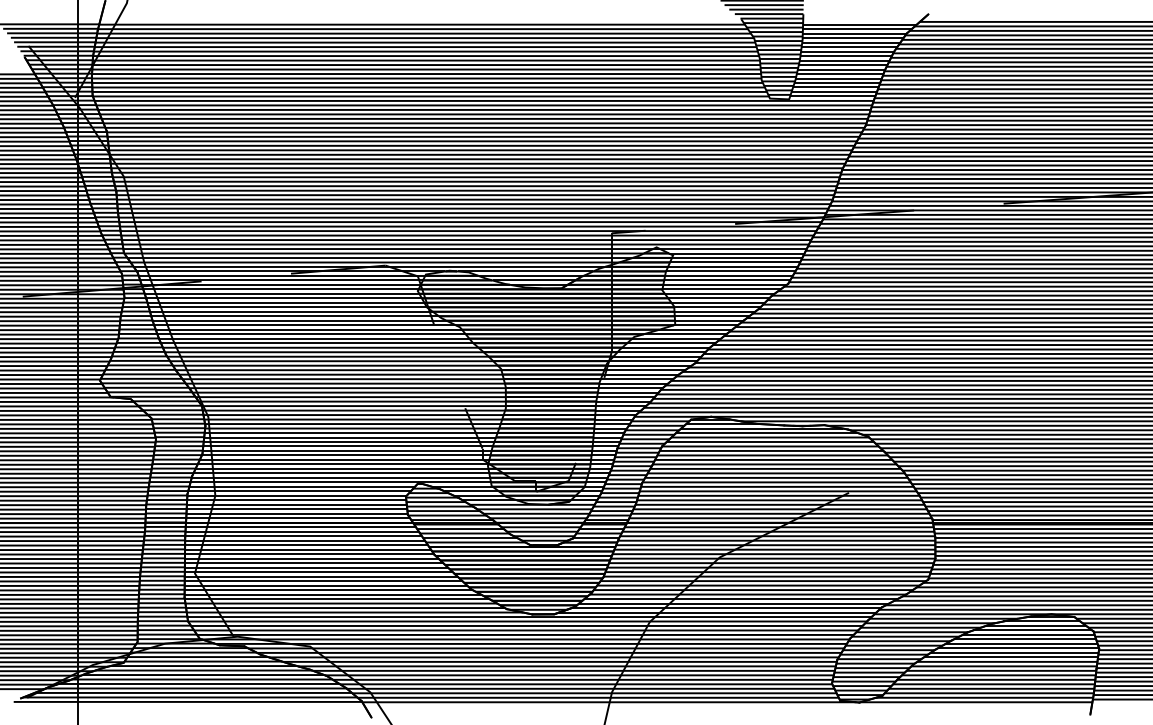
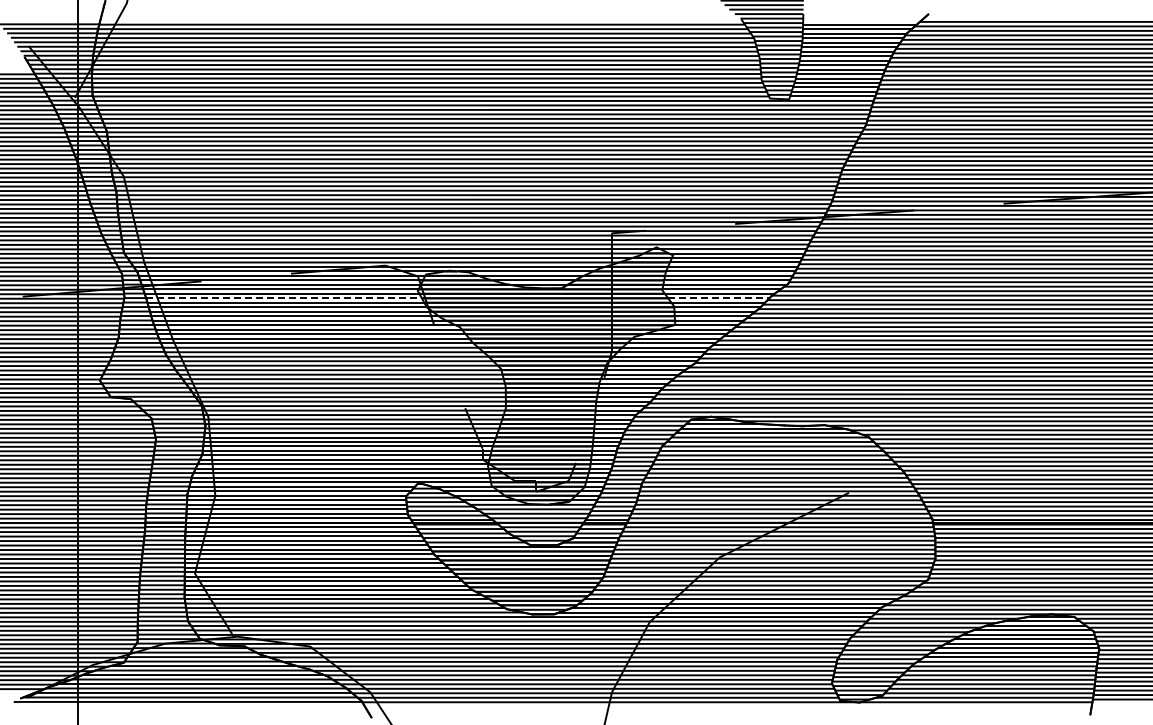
line: solid -> dashed (284, 298)
line: solid -> dashed (718, 298)
